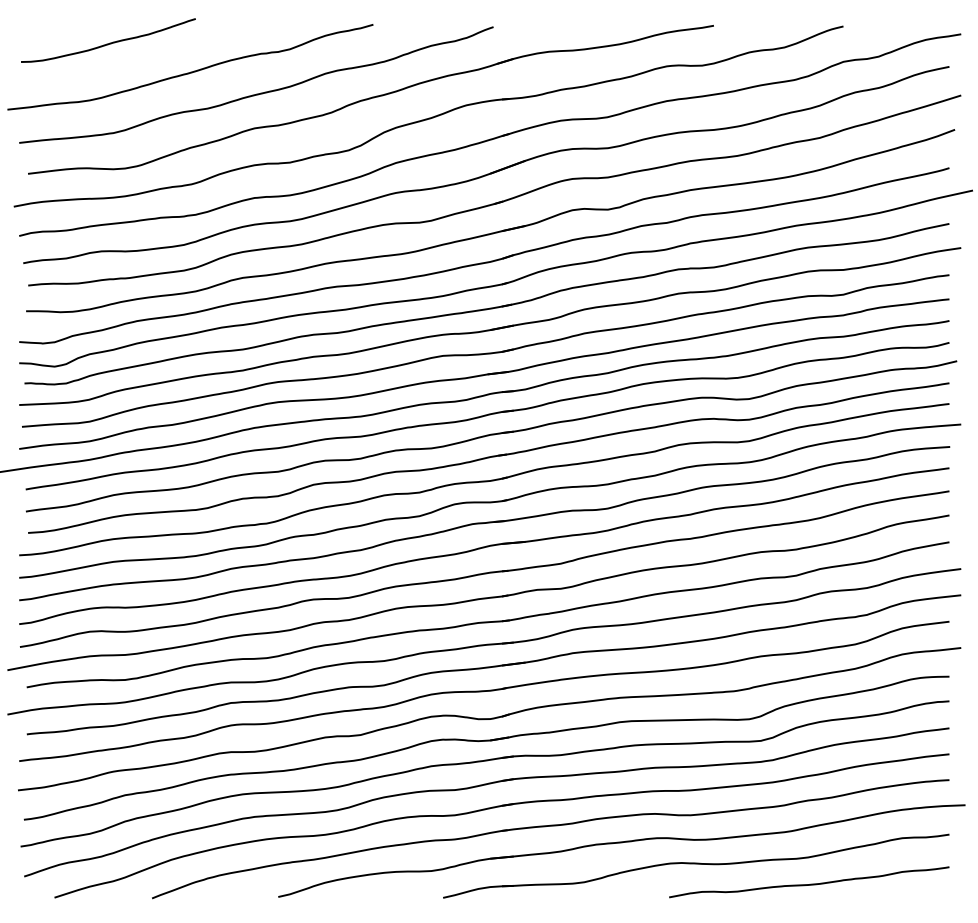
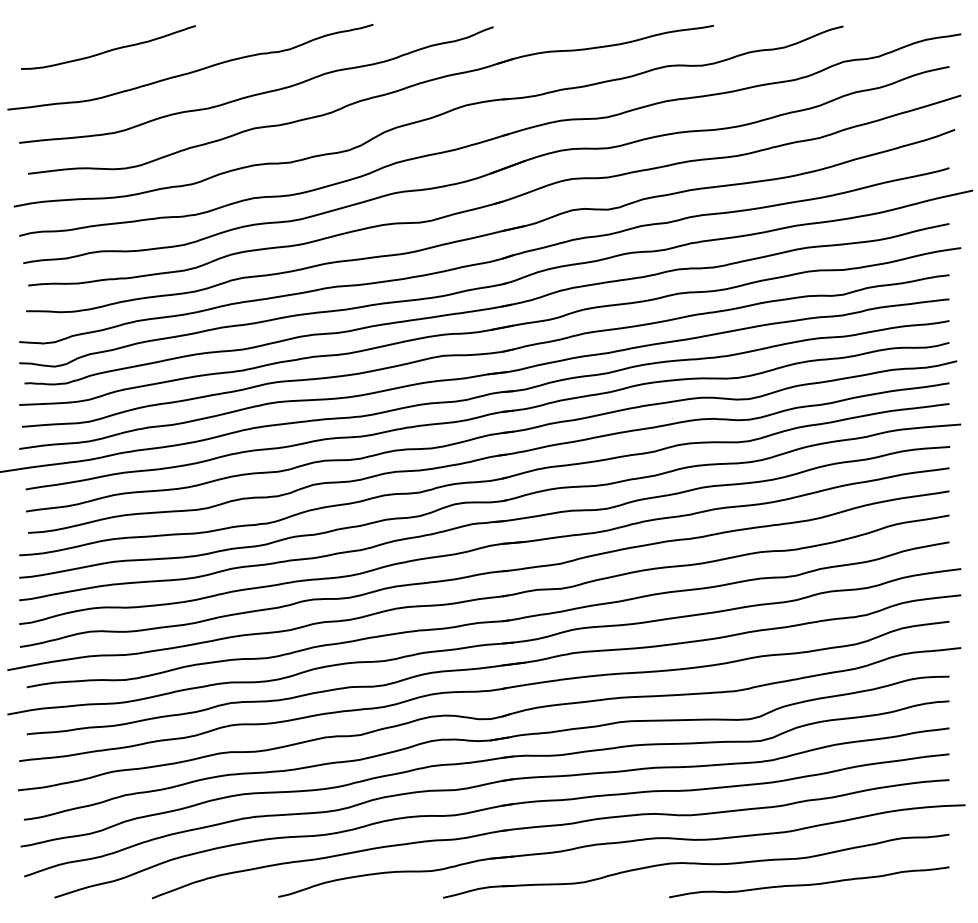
curve position: (109, 42) -> (109, 49) (109, 49)
